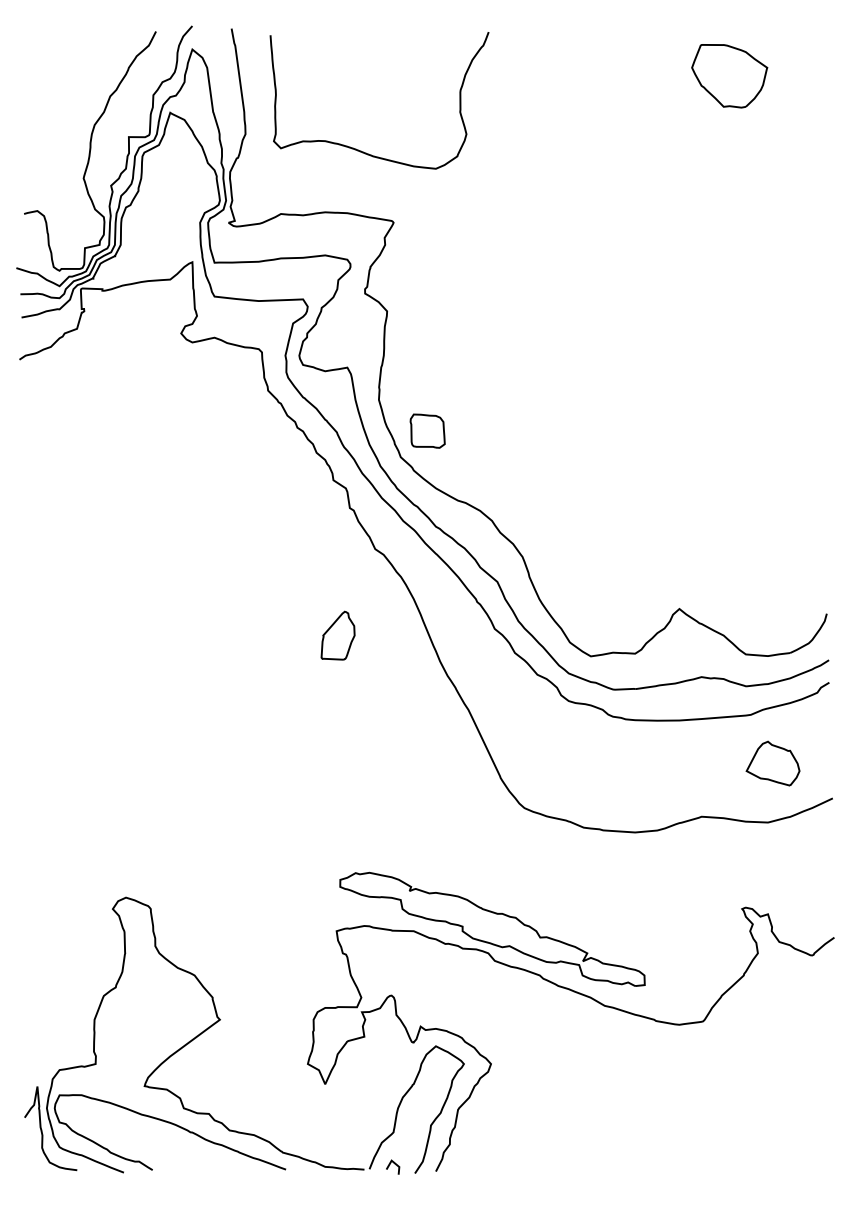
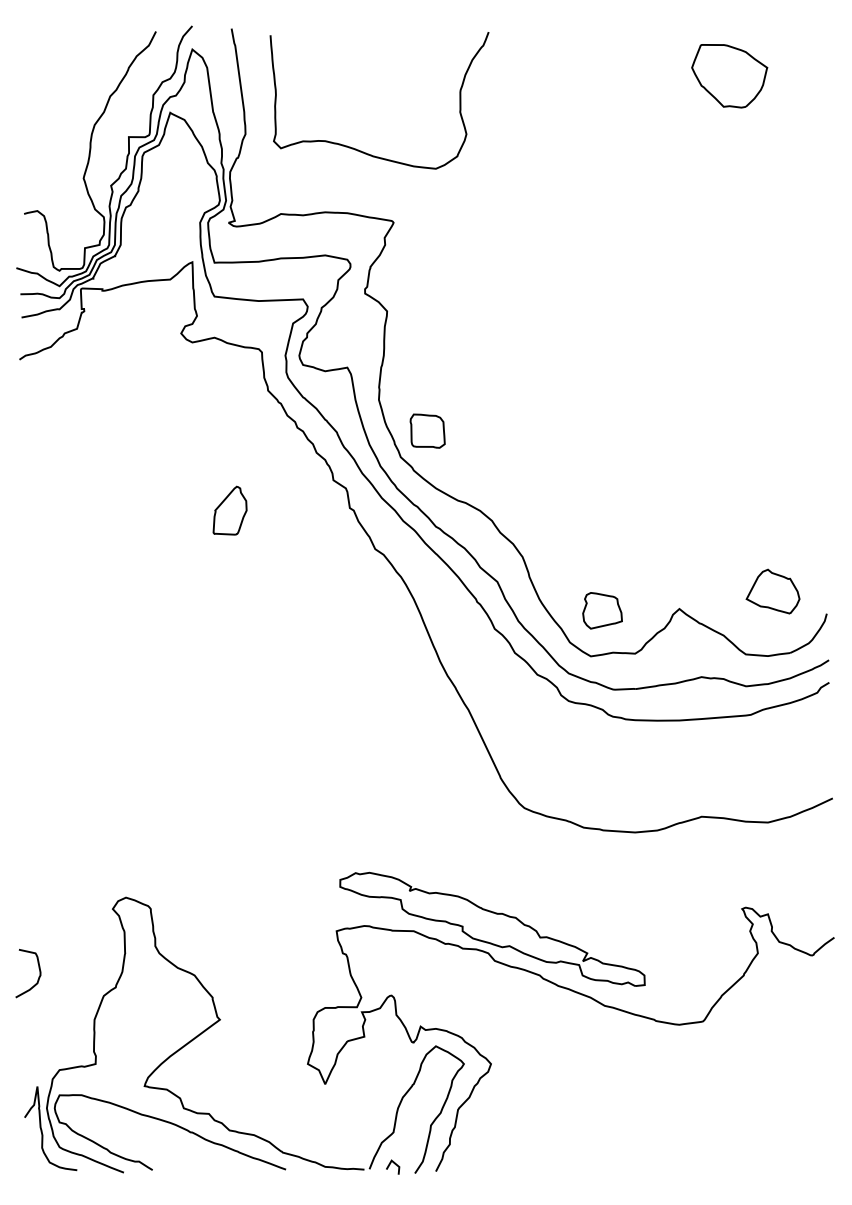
part: none -> present (602, 610)
part position: (337, 635) -> (229, 510) (229, 510)
part position: (772, 763) -> (772, 591) (772, 591)
curve: none -> present (38, 976)
